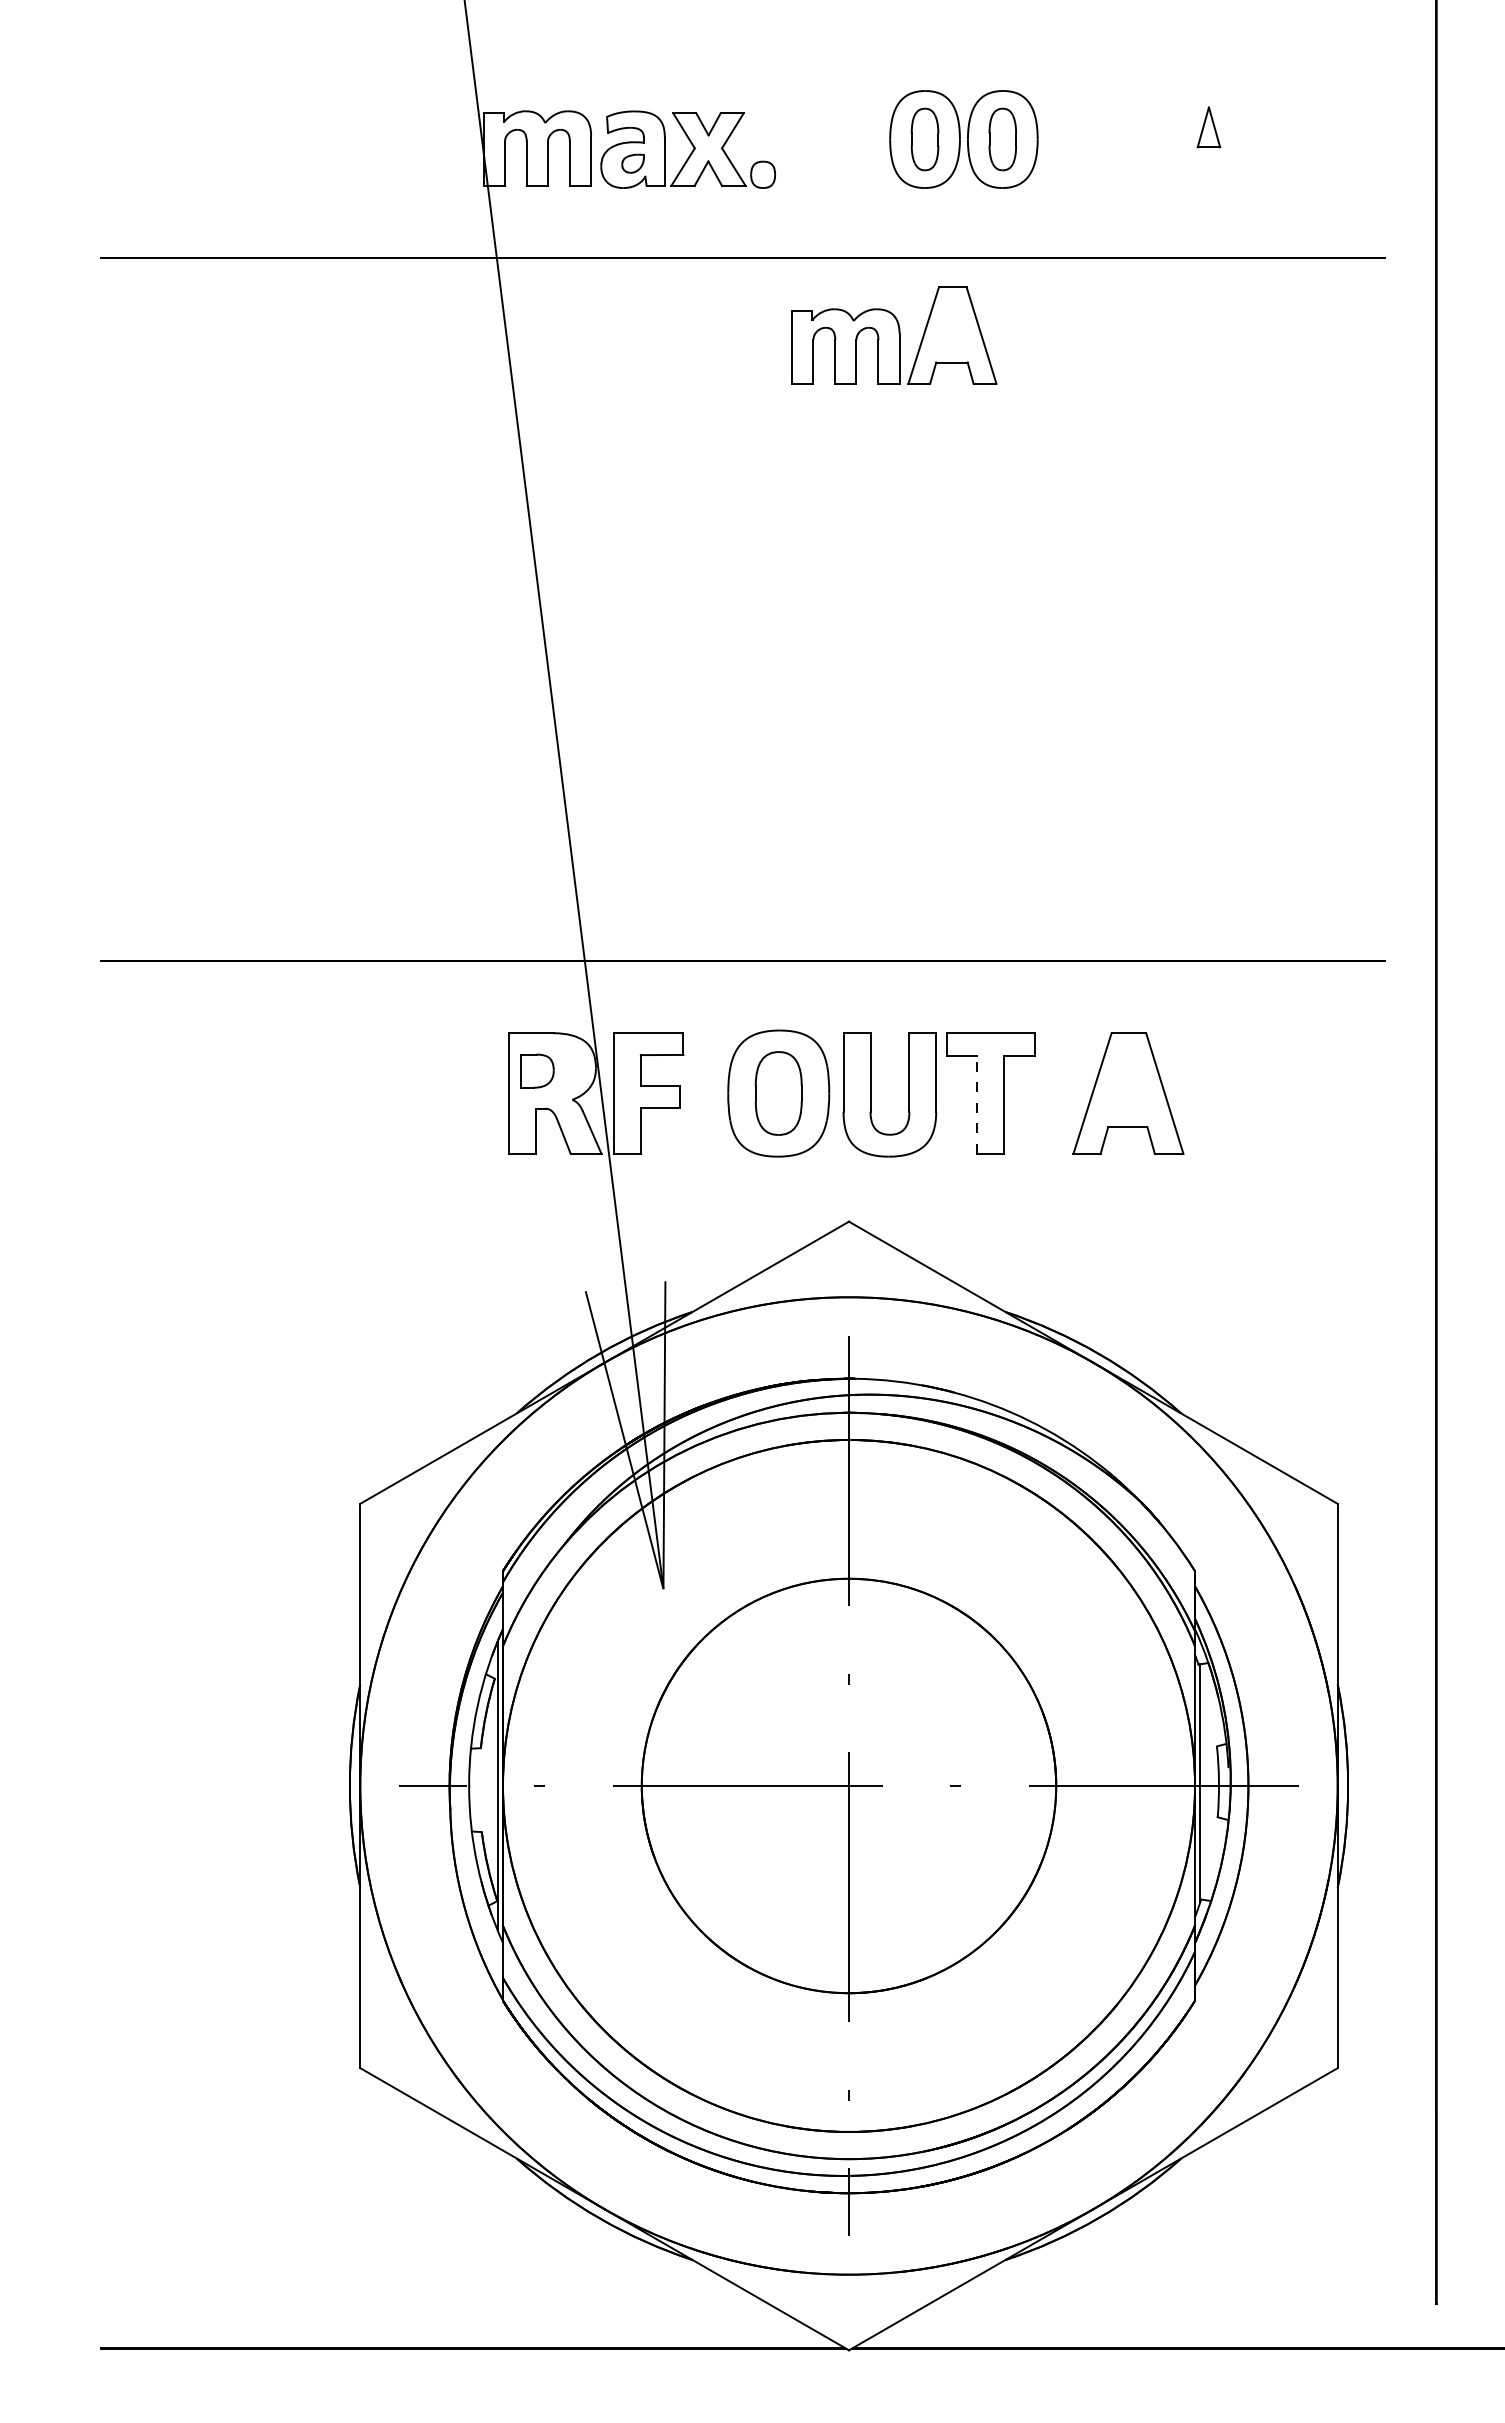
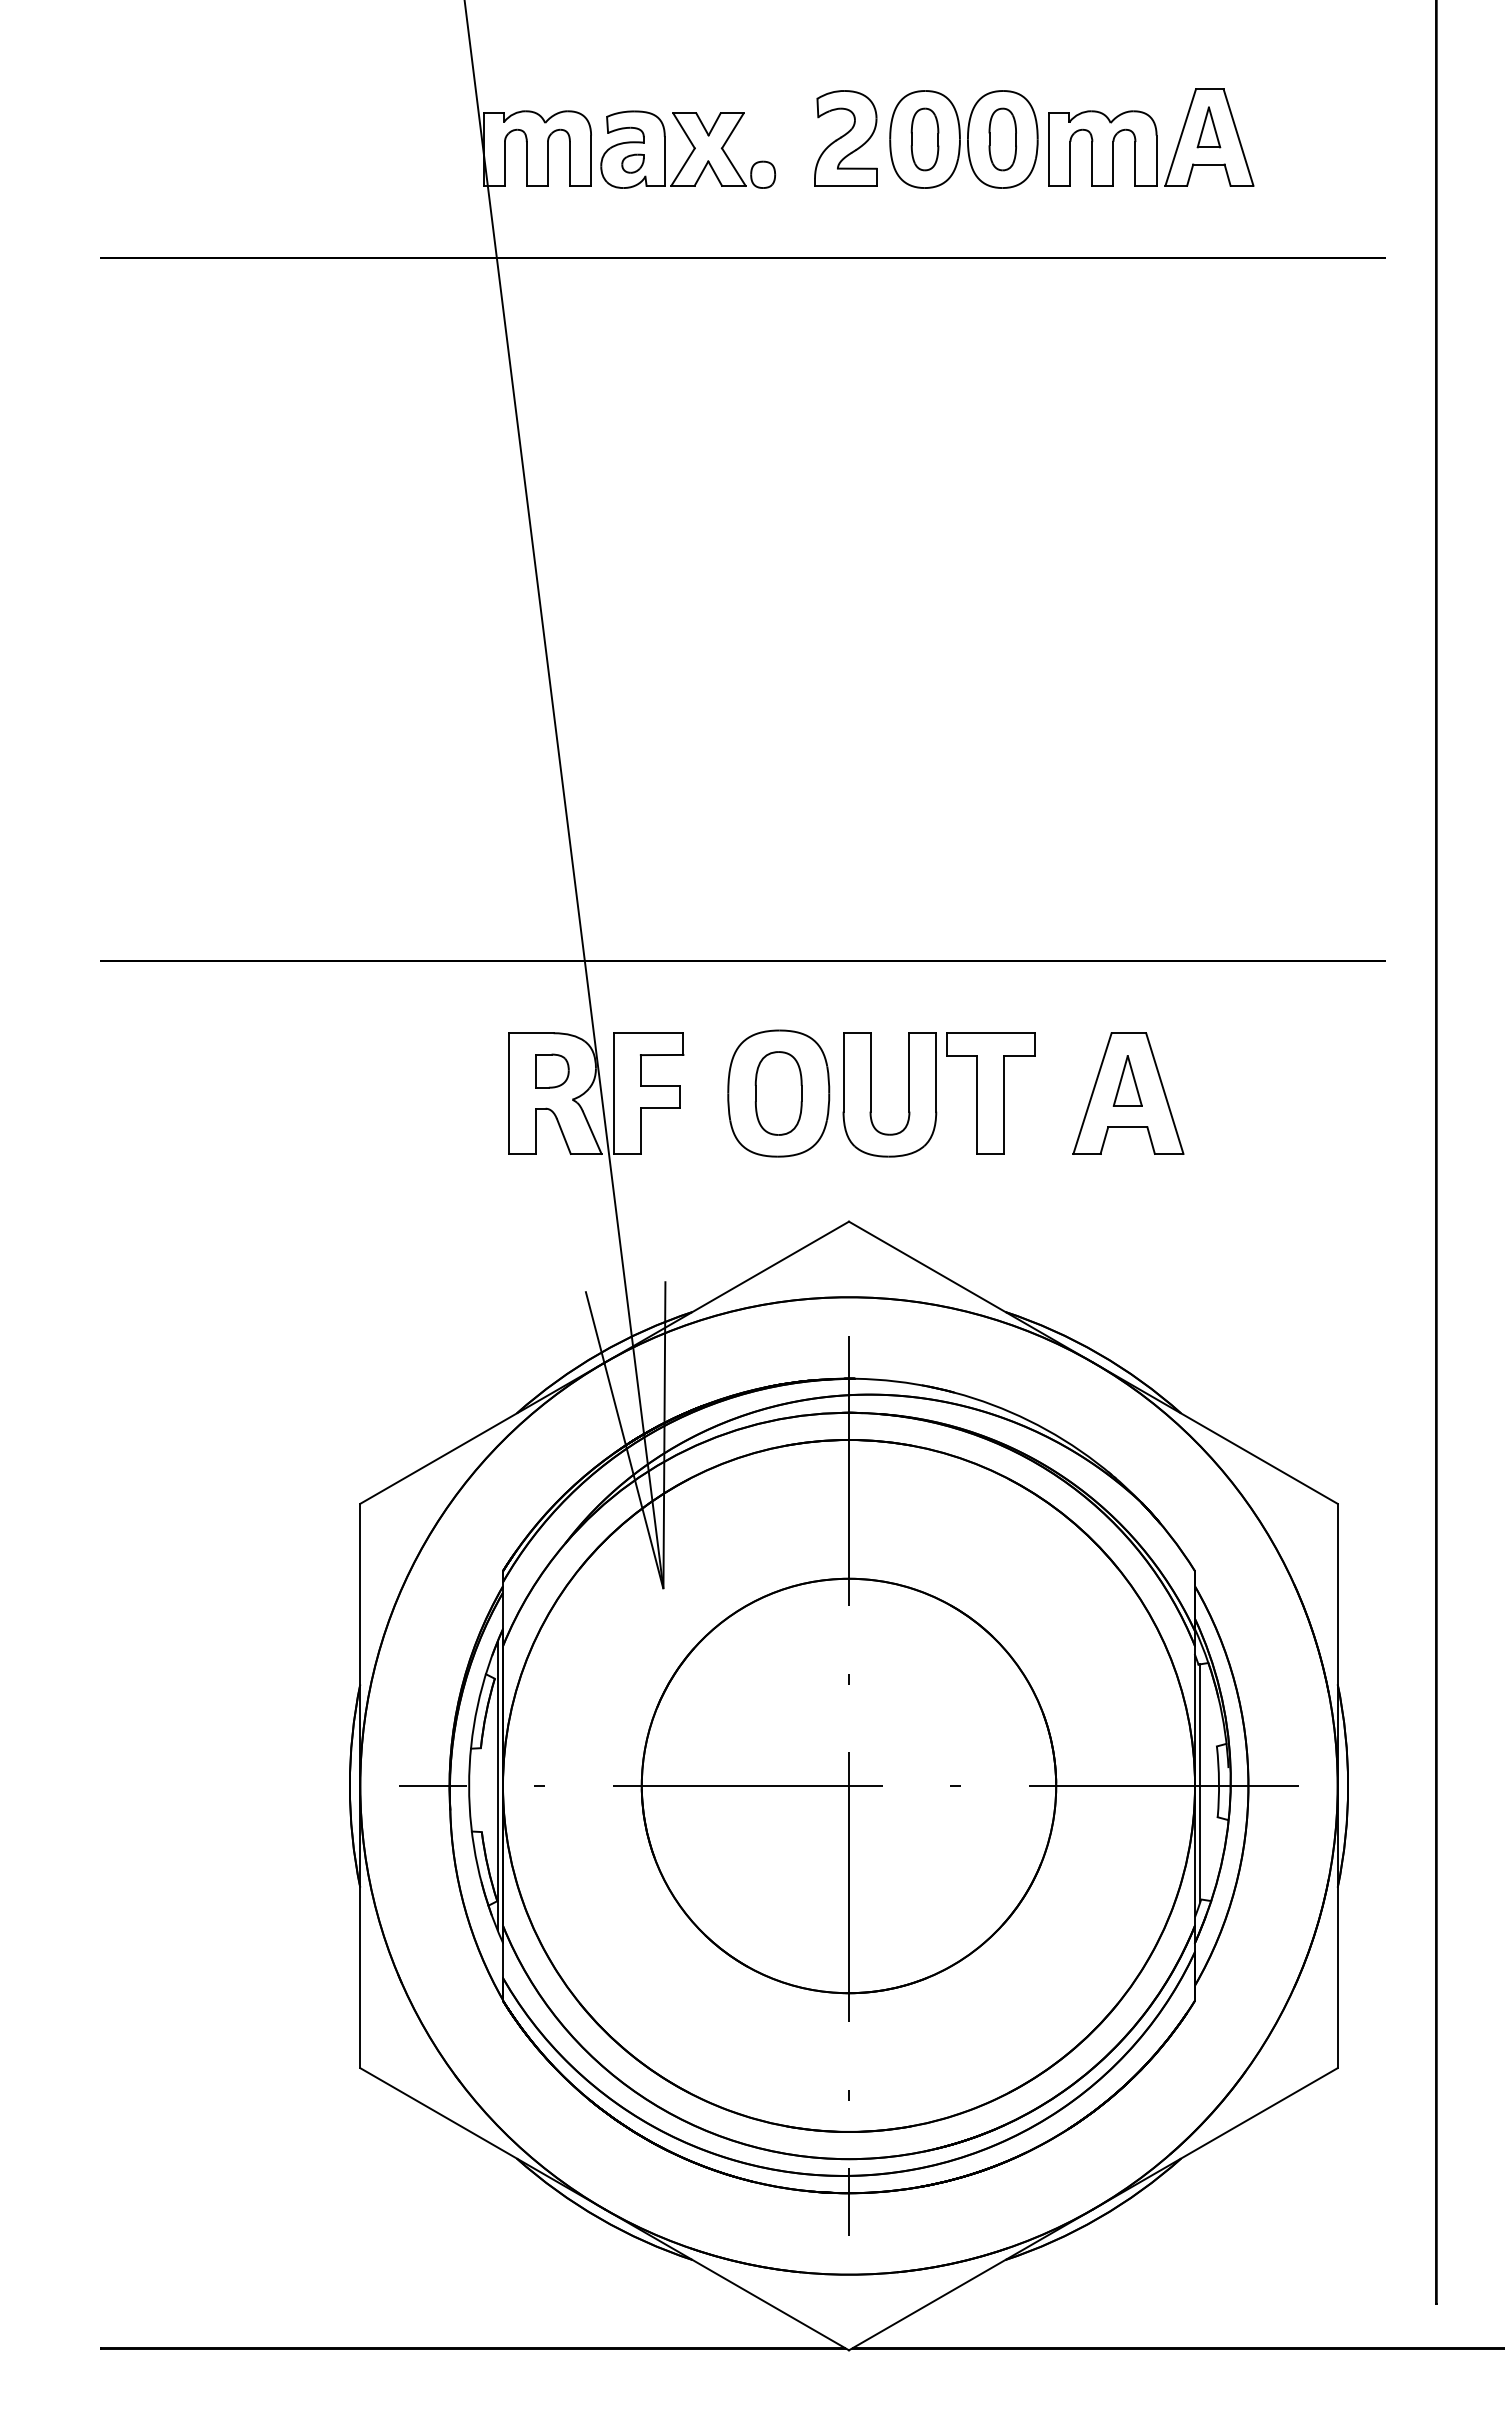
part: none -> present (845, 138)
part position: (894, 335) -> (1151, 137) (1151, 137)
part position: (537, 1070) -> (552, 1070) (552, 1070)
part: none -> present (1127, 1080)
line: dashed -> solid (977, 1104)
